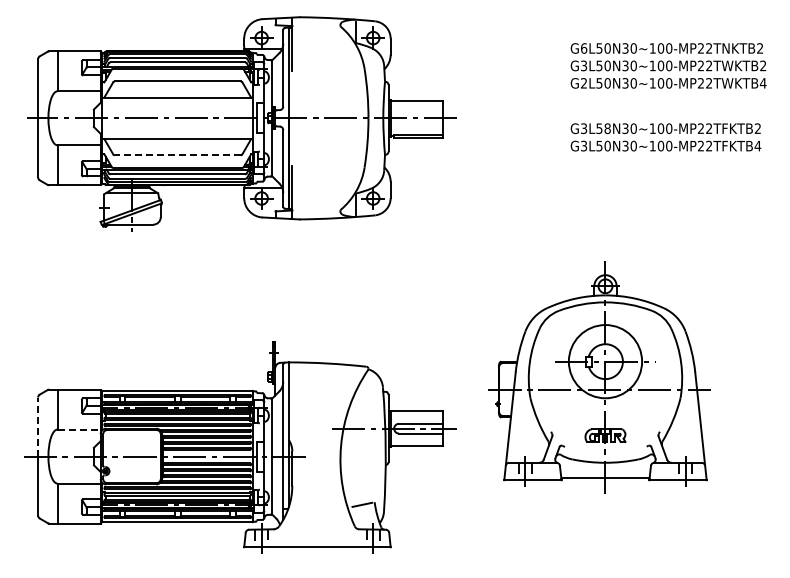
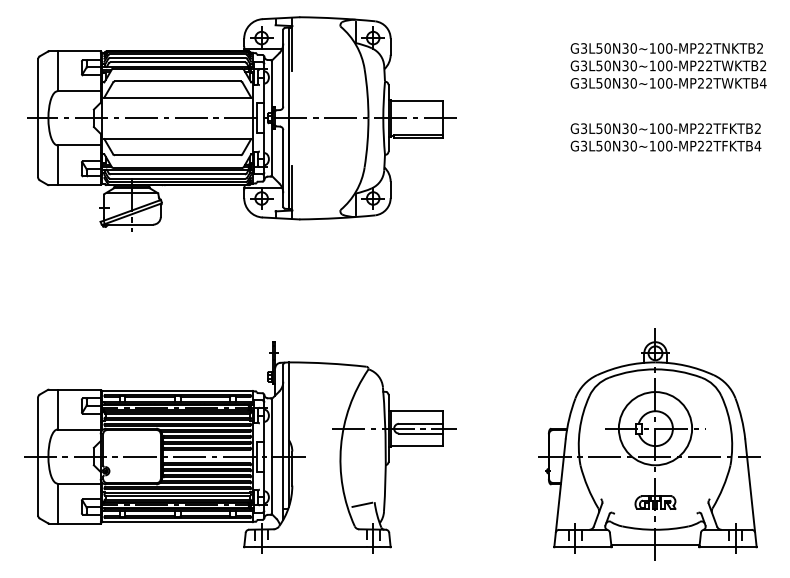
text: G6L50N30~100-MP22TNKTB2 -> G3L50N30~100-MP22TNKTB2 (584, 48)
text: G2L50N30~100-MP22TWKTB4 -> G3L50N30~100-MP22TWKTB4 (584, 83)
text: G3L58N30~100-MP22TFKTB2 -> G3L50N30~100-MP22TFKTB2 (607, 128)
line: dashed -> solid (177, 155)
part position: (599, 377) -> (649, 444) (649, 444)
line: dashed -> solid (38, 427)
line: dashed -> solid (79, 429)
